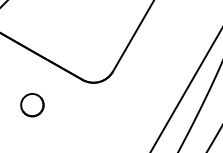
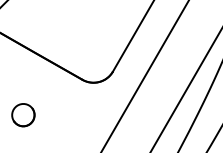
line: none -> present (145, 75)
part position: (32, 105) -> (23, 115) (23, 115)
